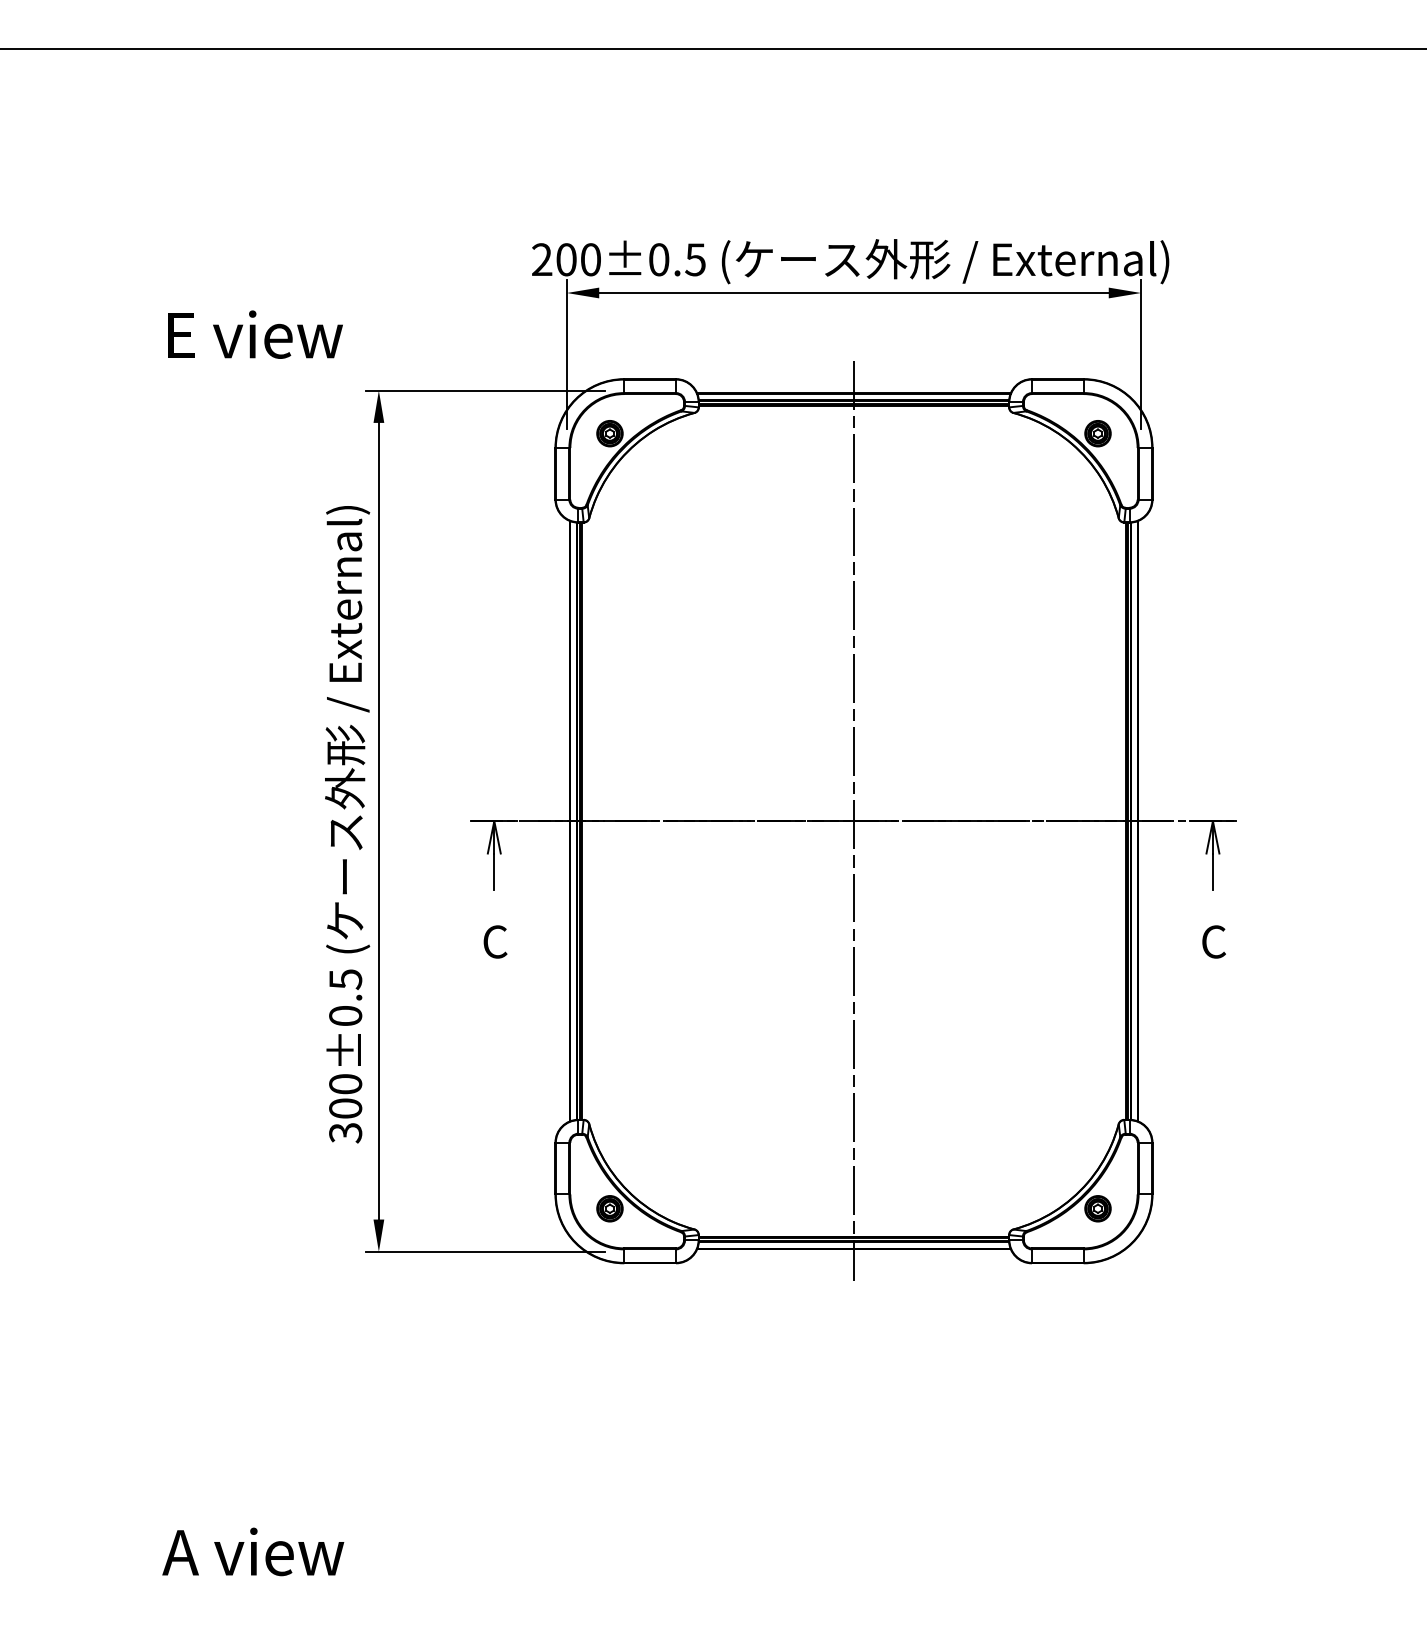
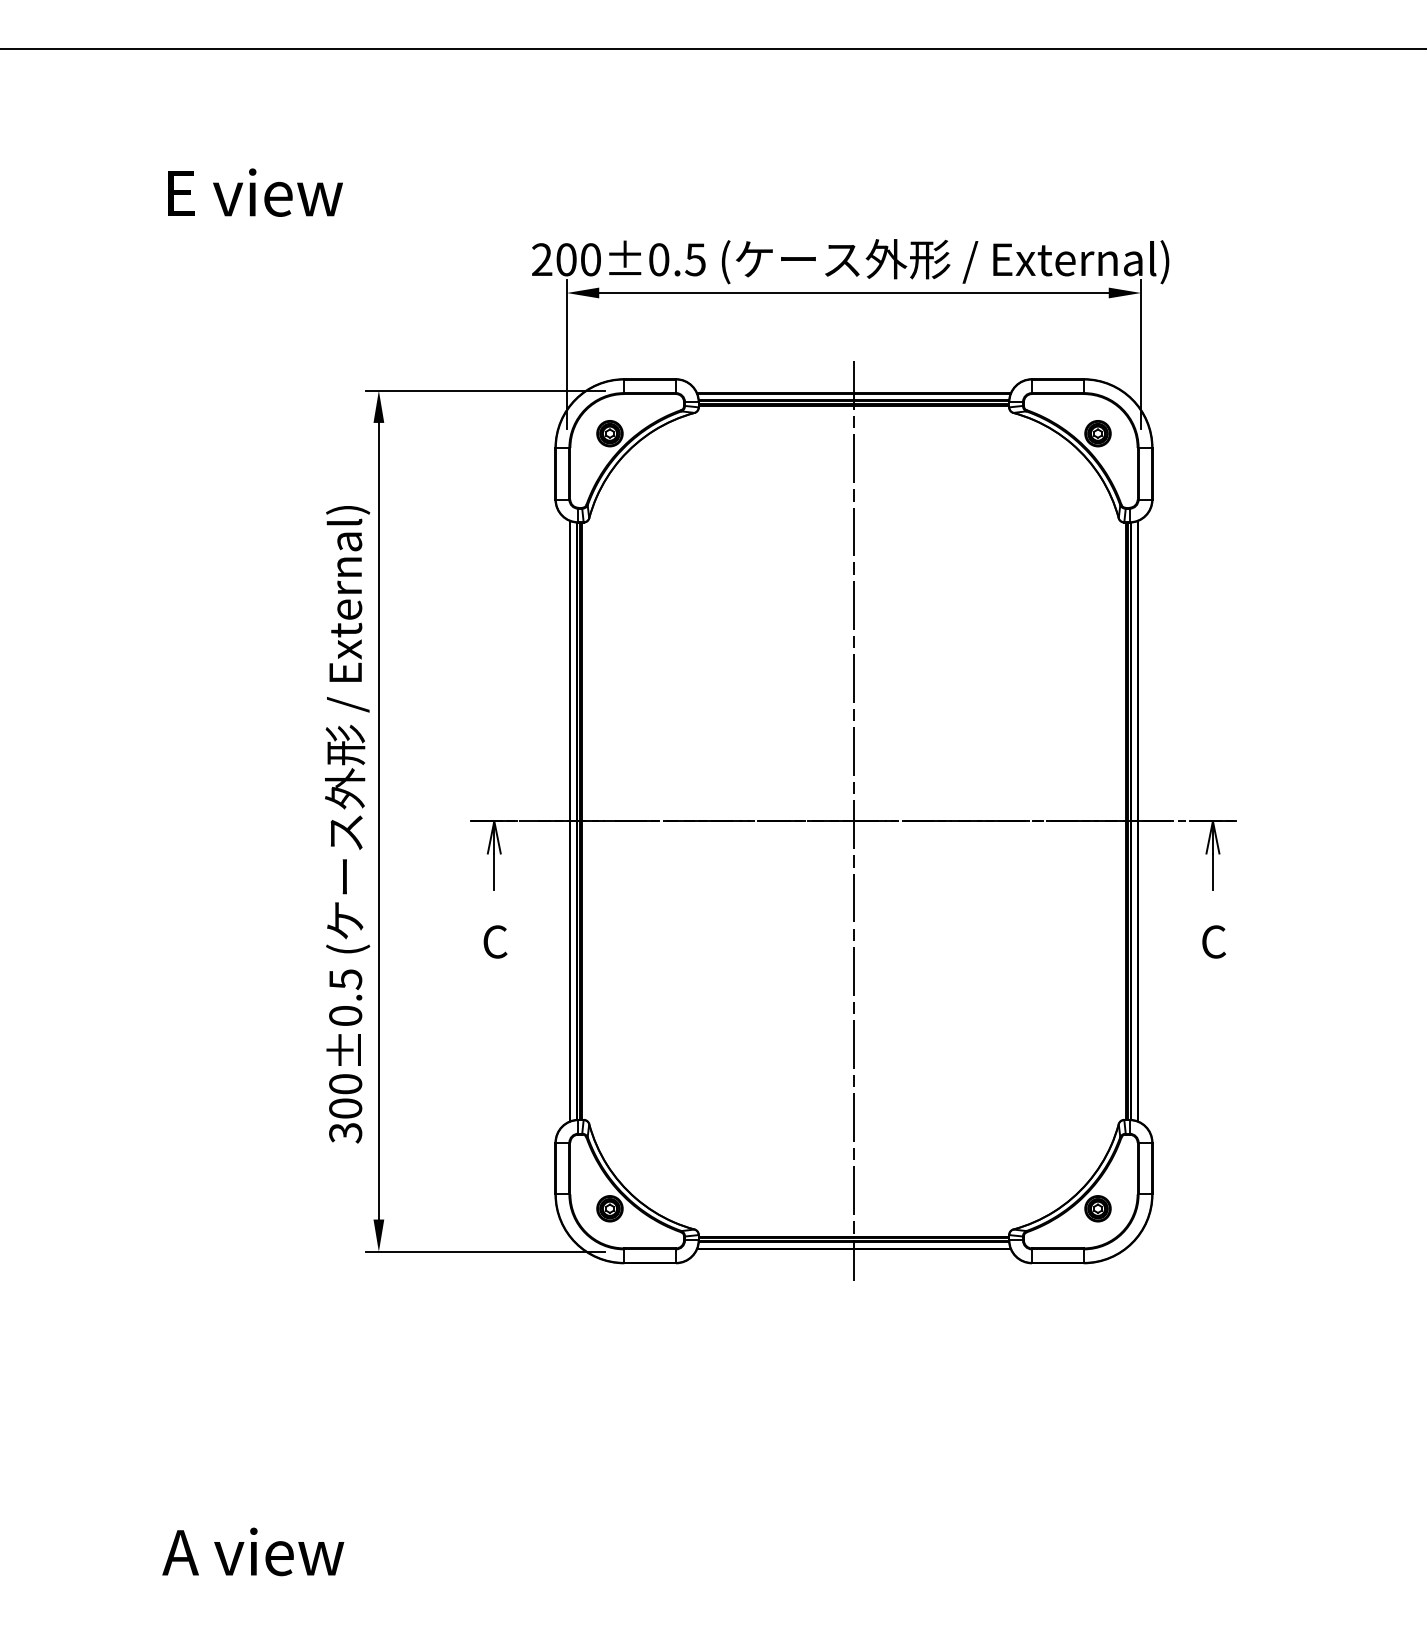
text position: (255, 334) -> (255, 192) (255, 192)
